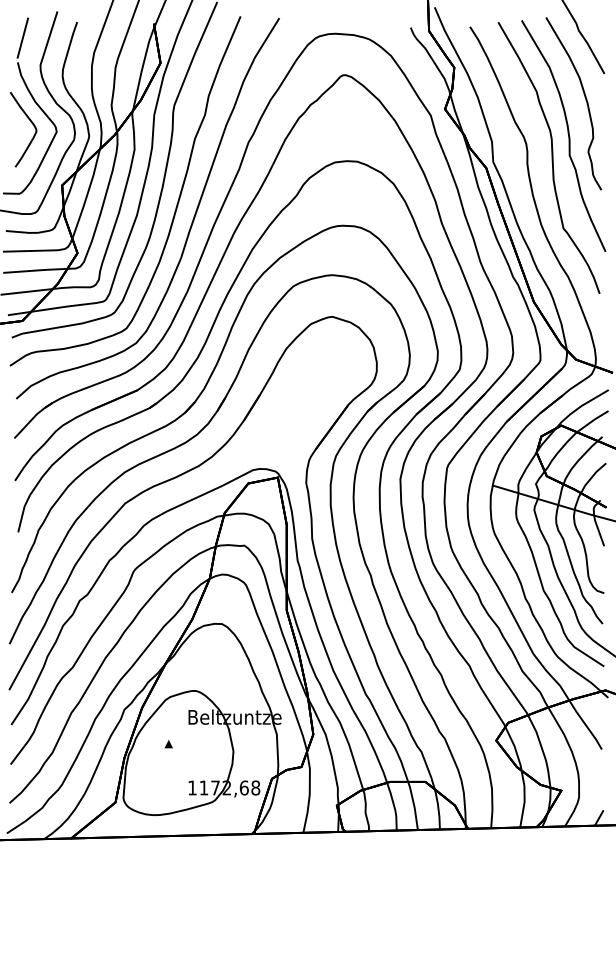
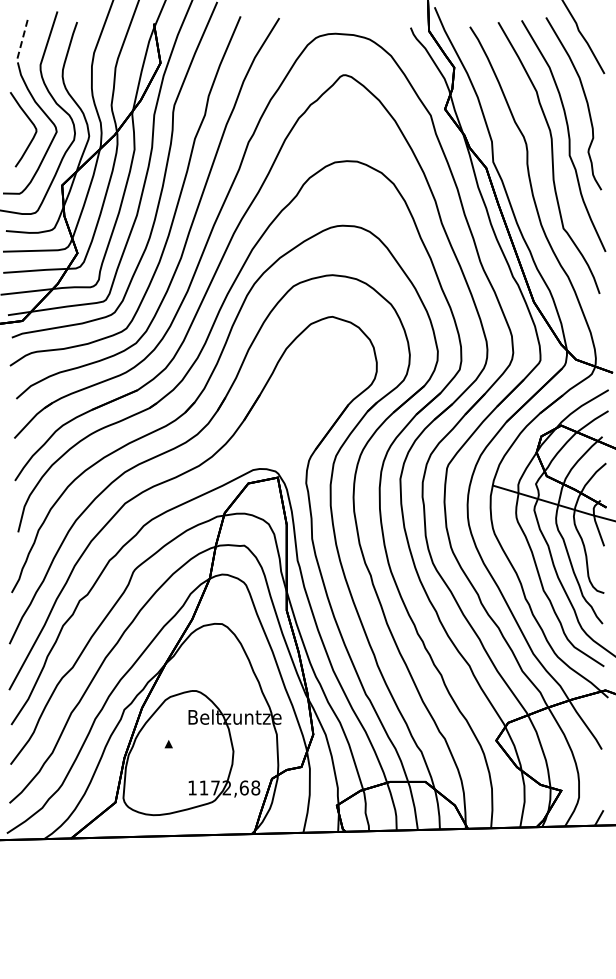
line: solid -> dashed (23, 37)
